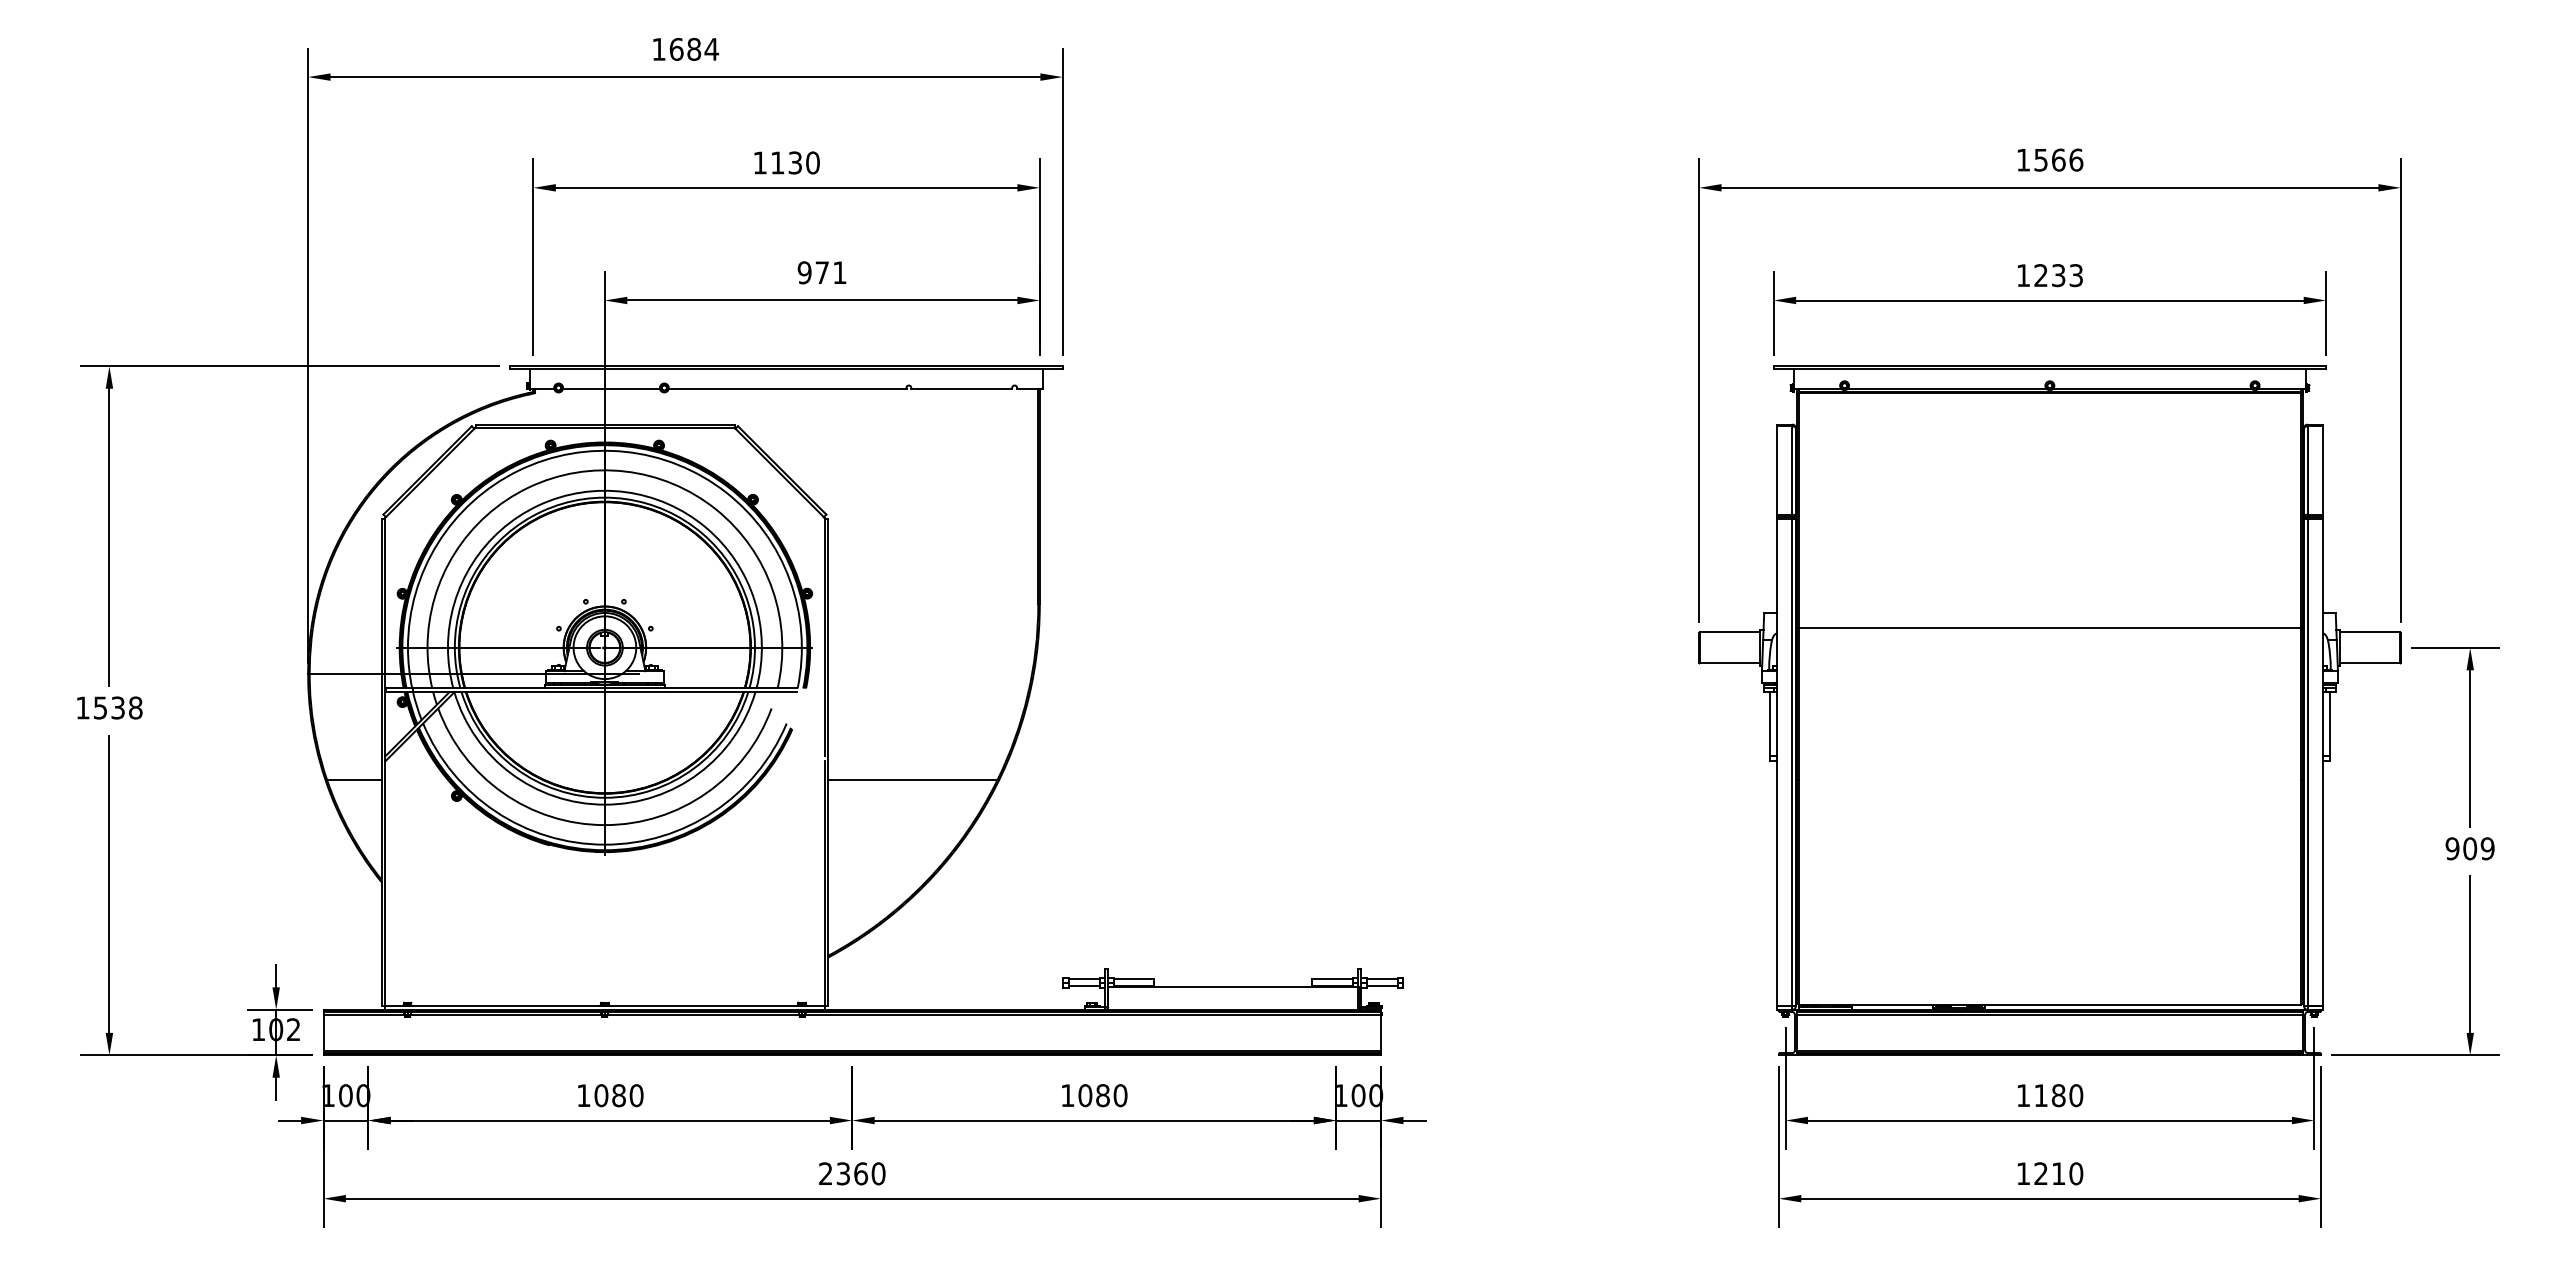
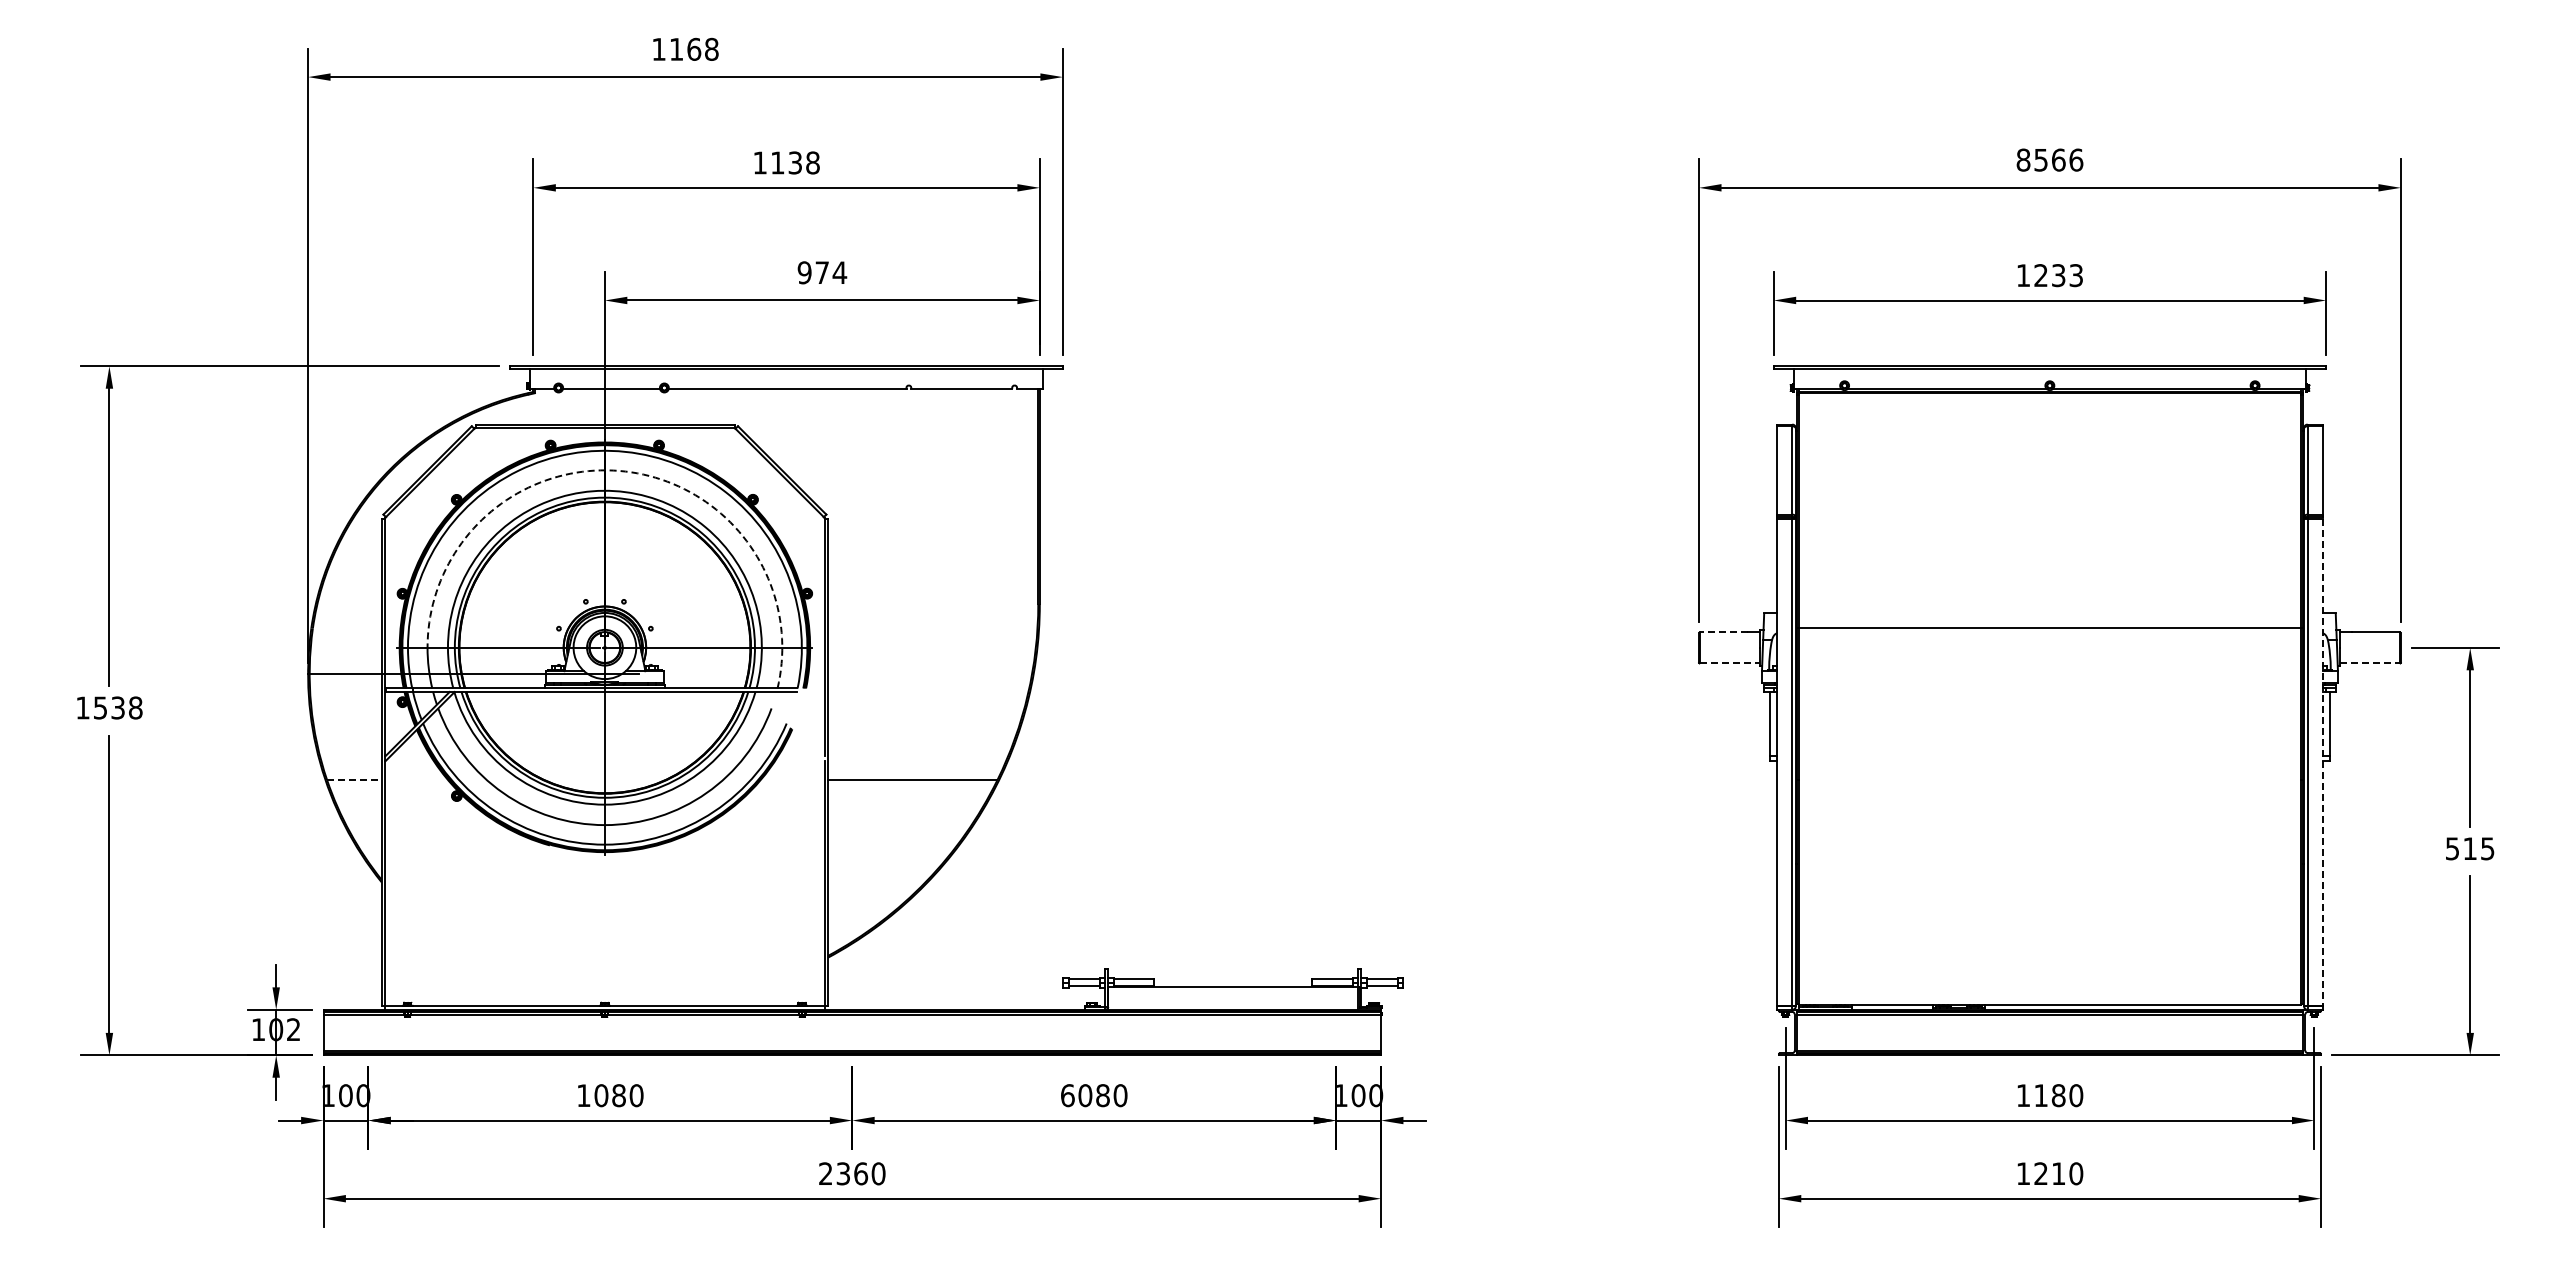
text: 1684 -> 1168 (694, 48)
text: 1566 -> 8566 (2023, 159)
text: 1130 -> 1138 (812, 162)
text: 971 -> 974 (839, 272)
arc: solid -> dashed (625, 471)
line: solid -> dashed (1723, 632)
line: solid -> dashed (1730, 663)
line: solid -> dashed (2370, 663)
line: solid -> dashed (2322, 762)
line: solid -> dashed (354, 780)
text: 909 -> 515 (2469, 848)
text: 1080 -> 6080 (1067, 1095)
